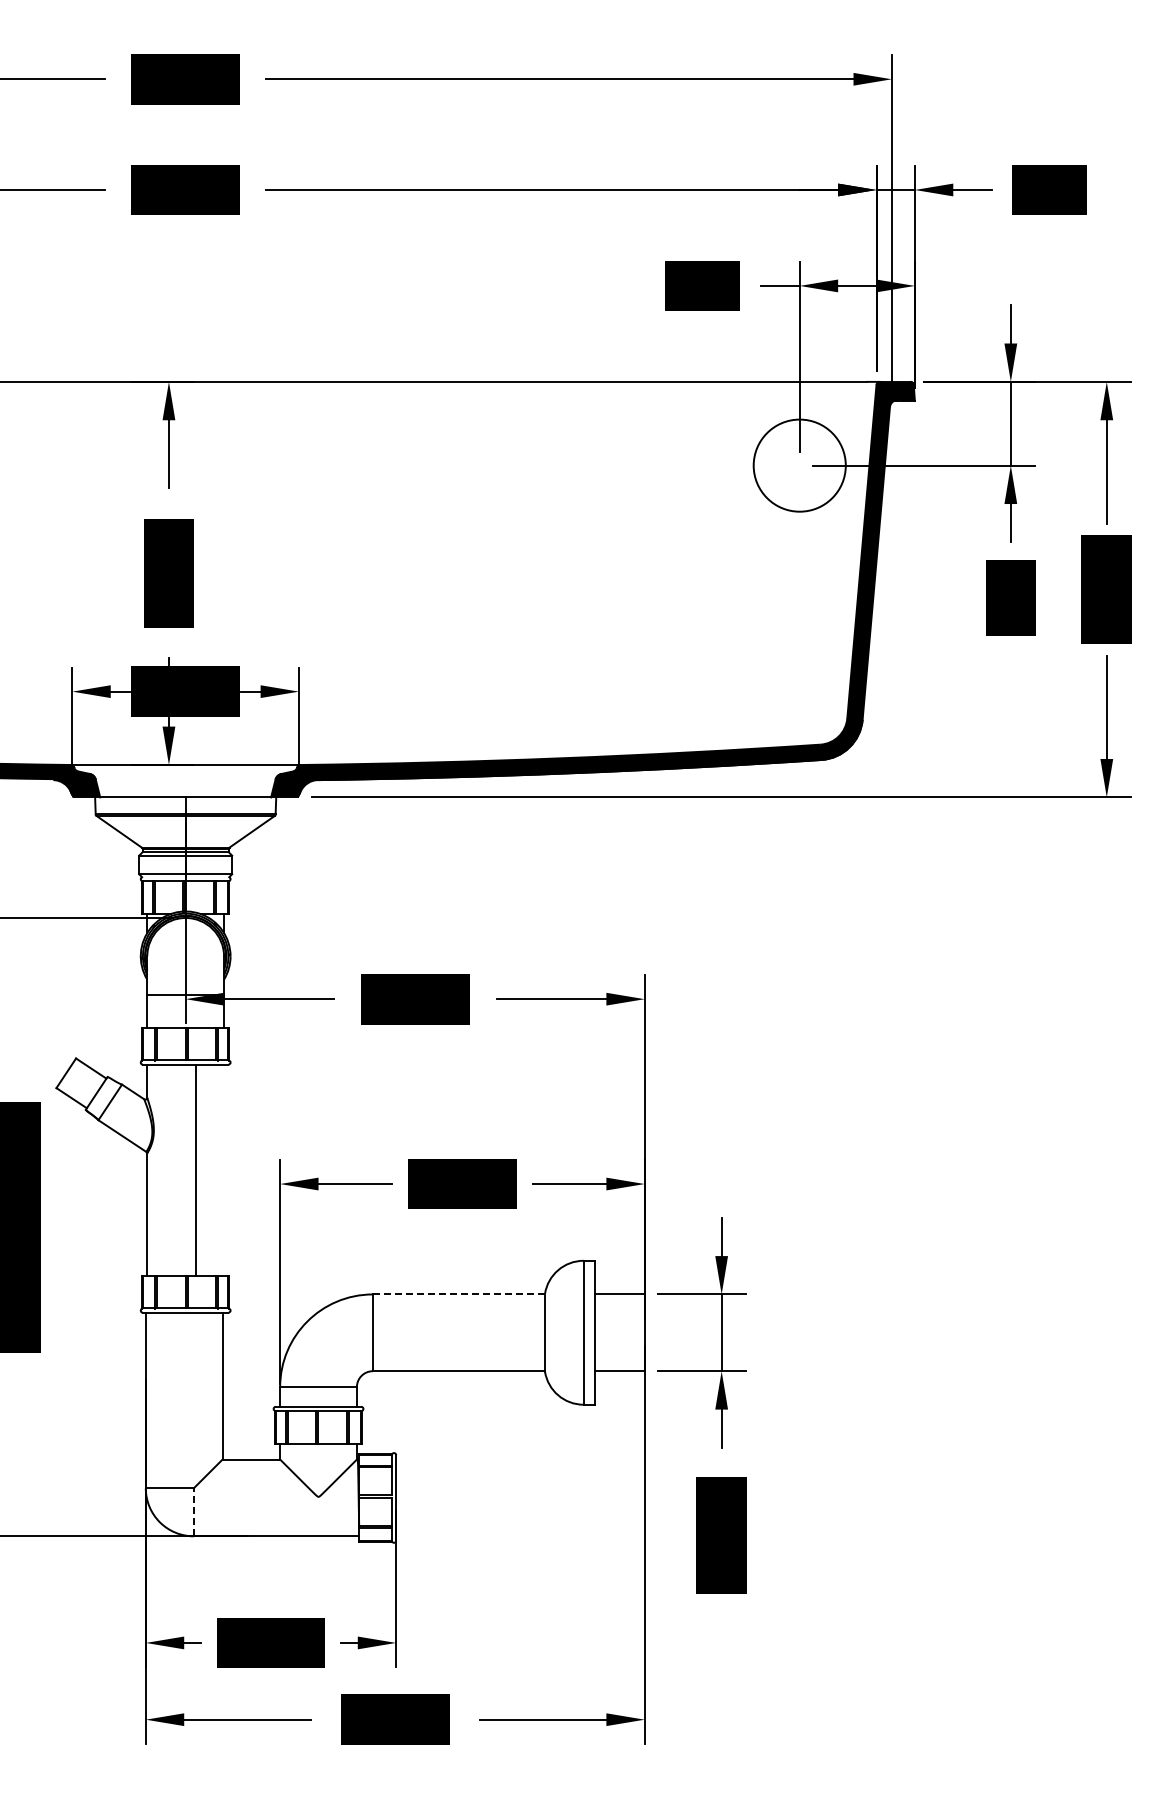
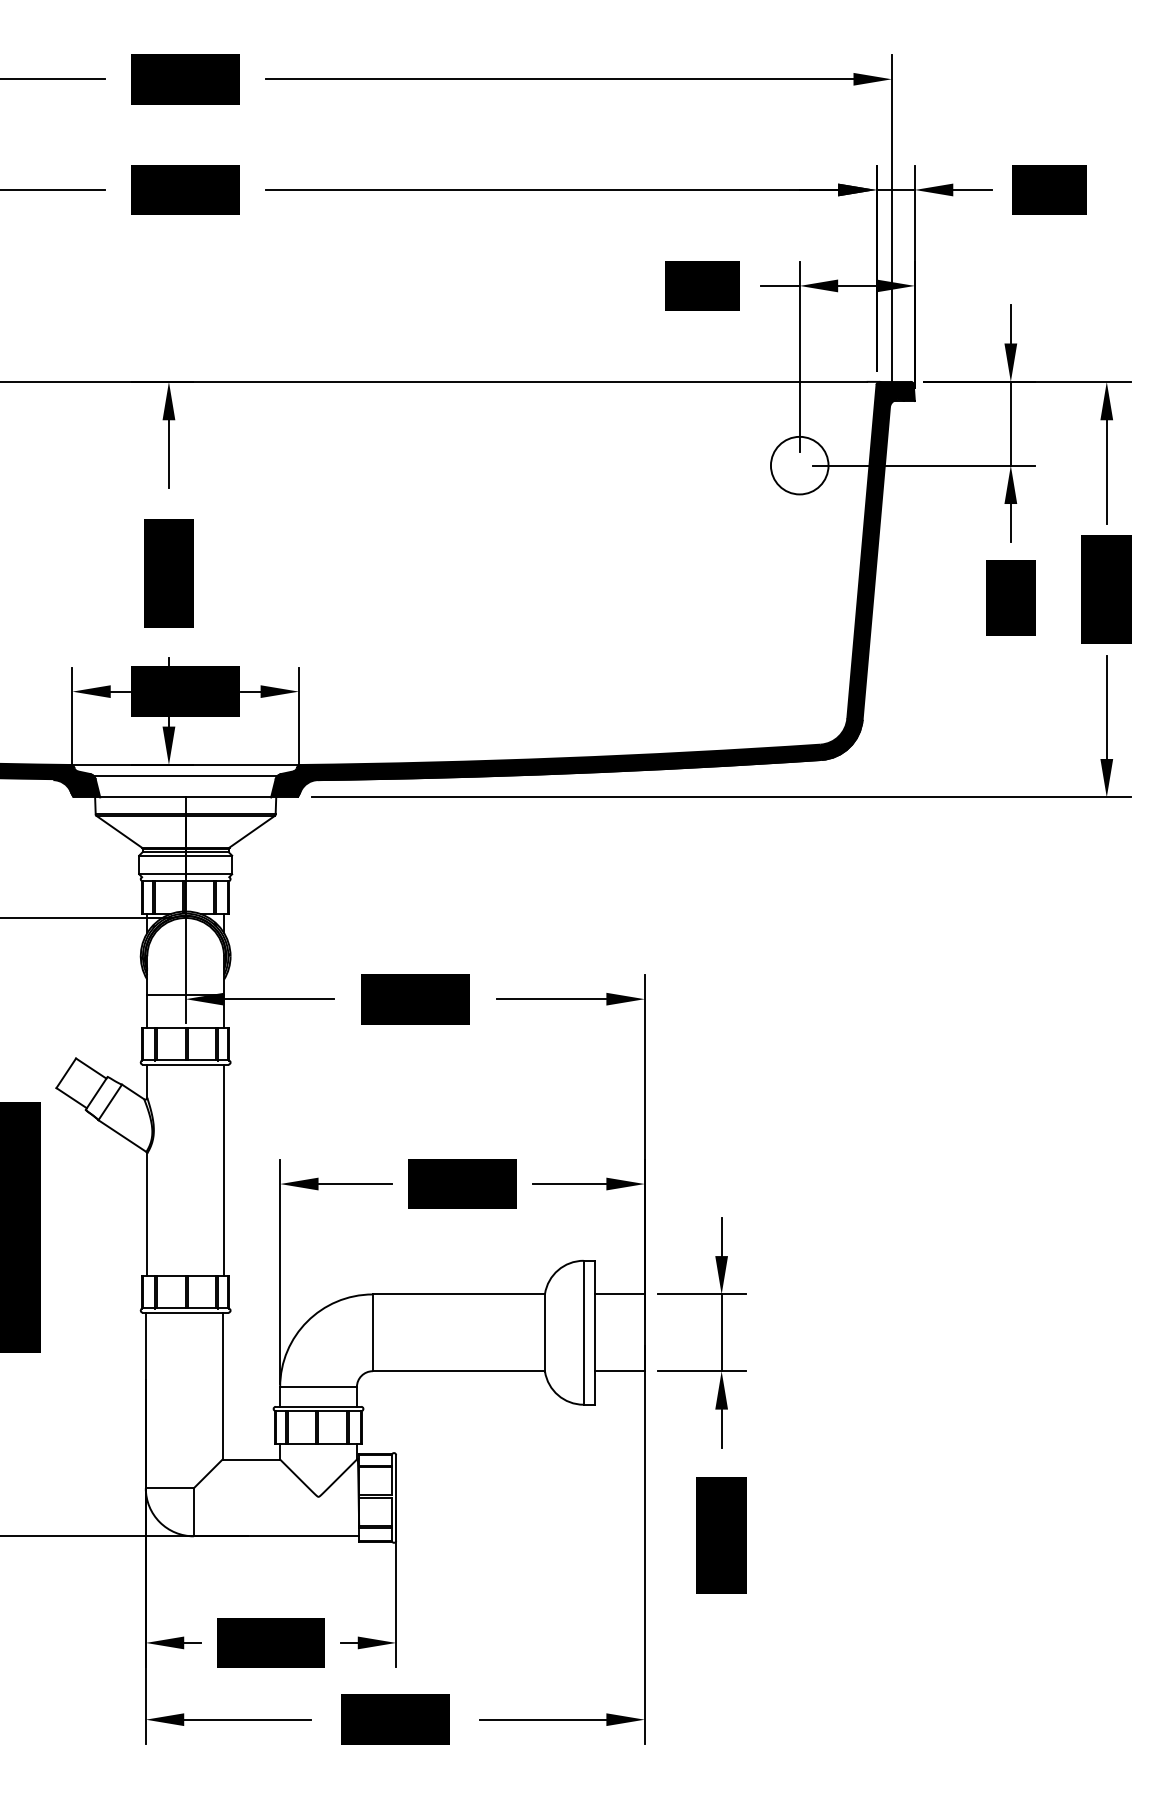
circle diameter: 92 px -> 58 px (799, 465)
line: none -> present (185, 775)
line position: (196, 1169) -> (224, 1169) (224, 1169)
line: dashed -> solid (459, 1294)
line: dashed -> solid (193, 1512)
